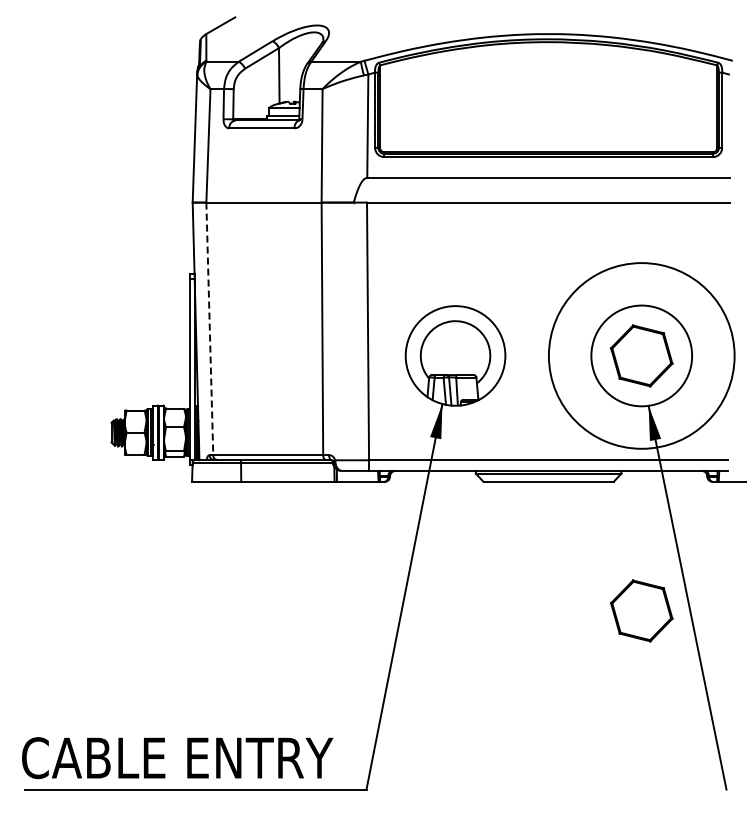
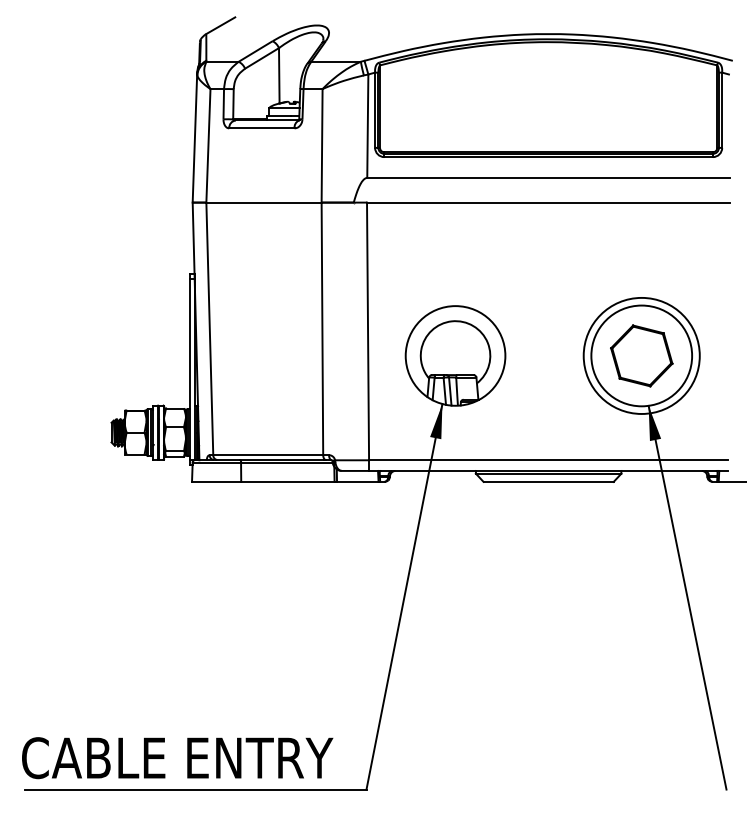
line: dashed -> solid (209, 330)
circle diameter: 186 px -> 116 px (641, 355)
part: present -> none (641, 610)
